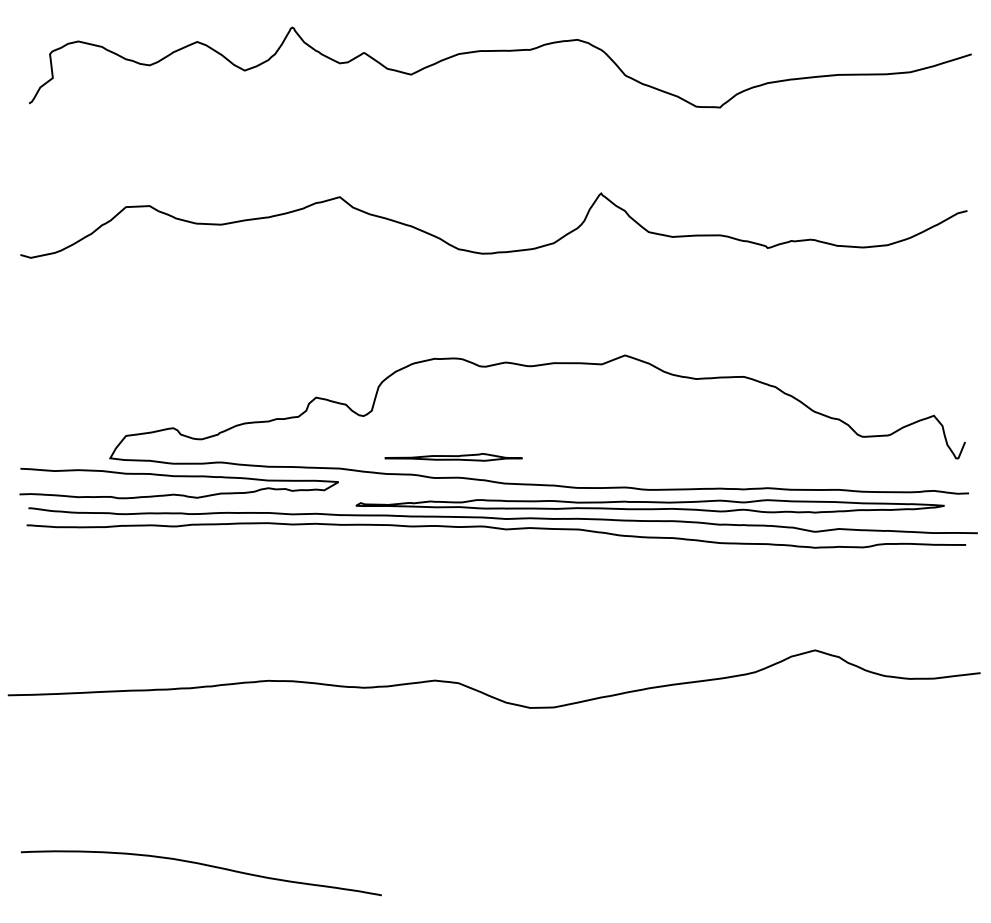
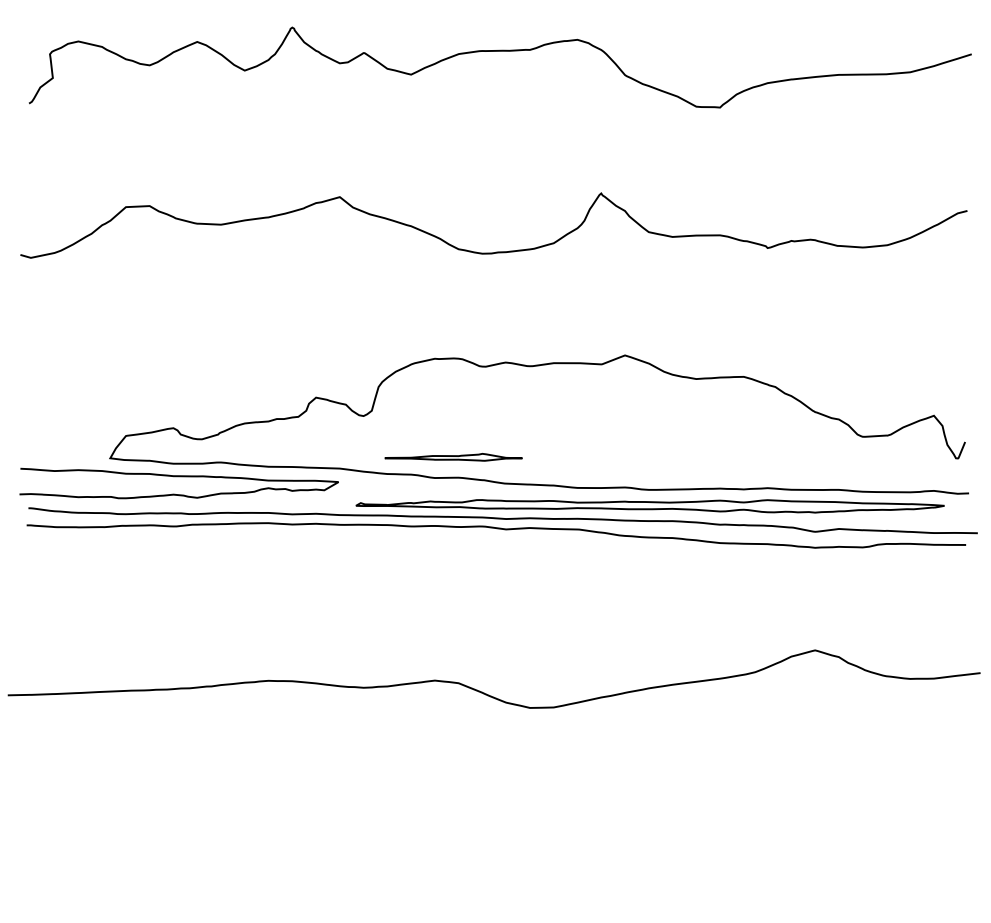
curve: present -> none (202, 865)
